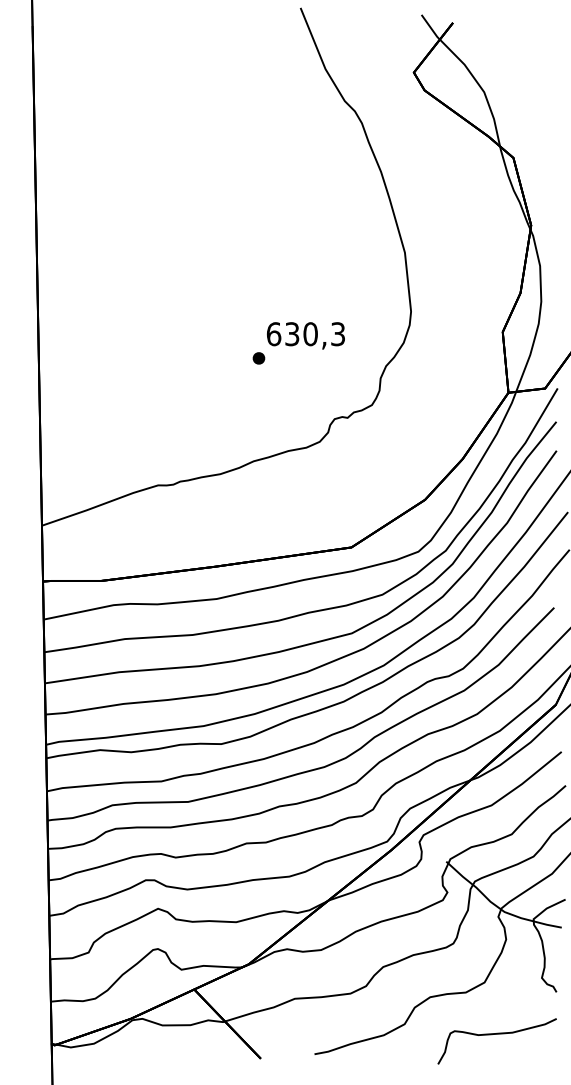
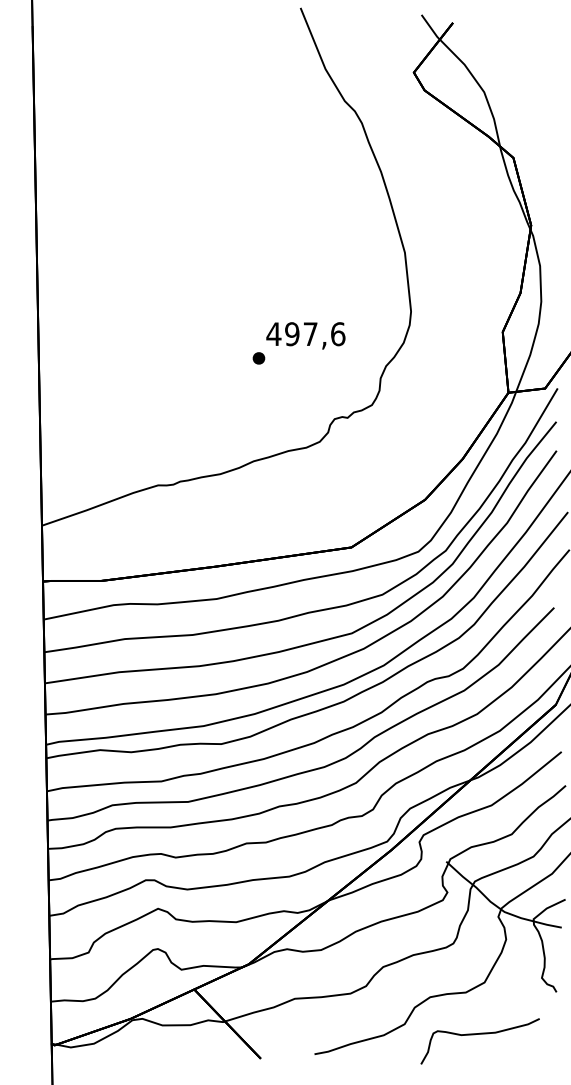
text: 630,3 -> 497,6 (305, 334)
curve position: (496, 1034) -> (479, 1034) (479, 1034)
